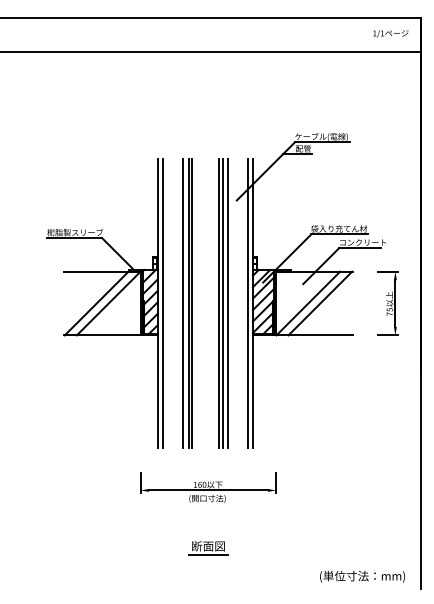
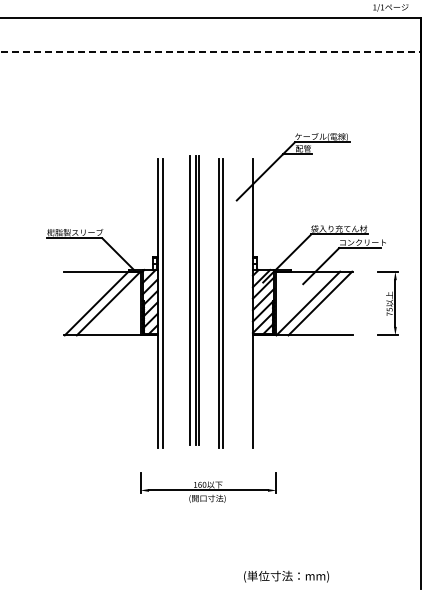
text position: (390, 33) -> (390, 7) (390, 7)
line: solid -> dashed (211, 52)
part position: (187, 303) -> (194, 300) (194, 300)
line: present -> none (228, 303)
line: present -> none (247, 303)
part: present -> none (208, 548)
text position: (362, 576) -> (286, 576) (286, 576)
